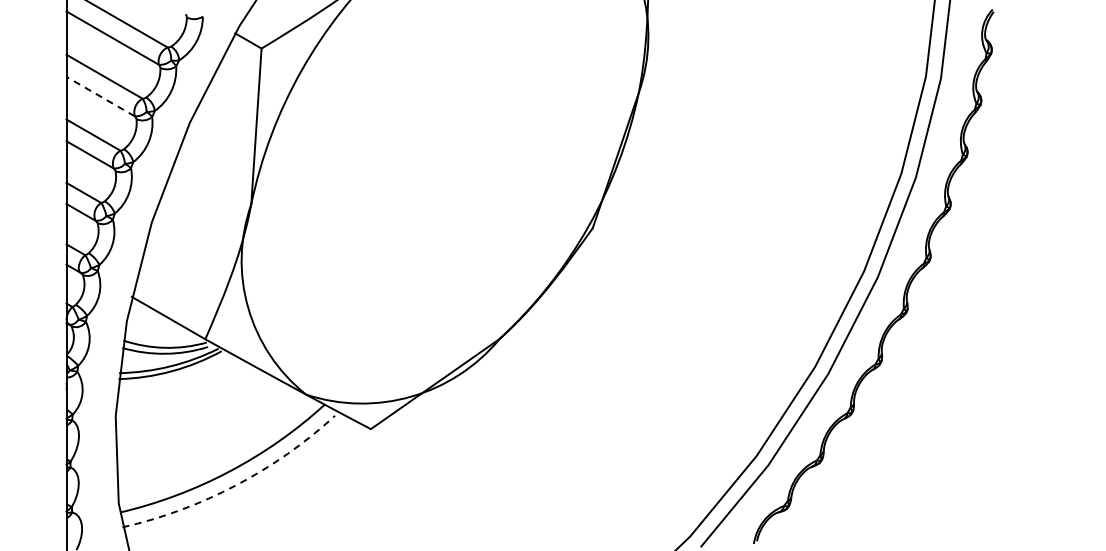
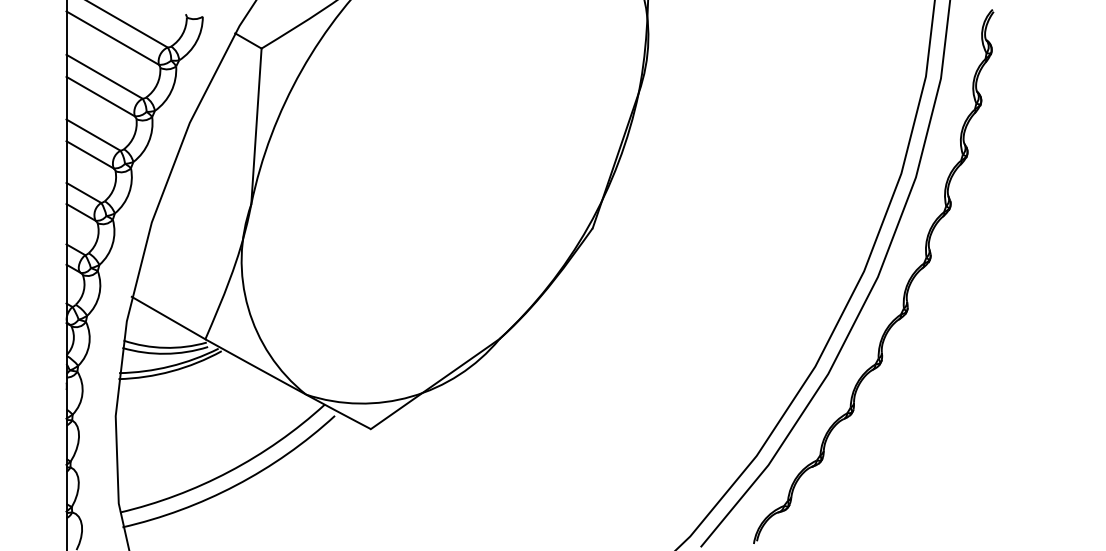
line: dashed -> solid (100, 96)
arc: dashed -> solid (235, 485)
